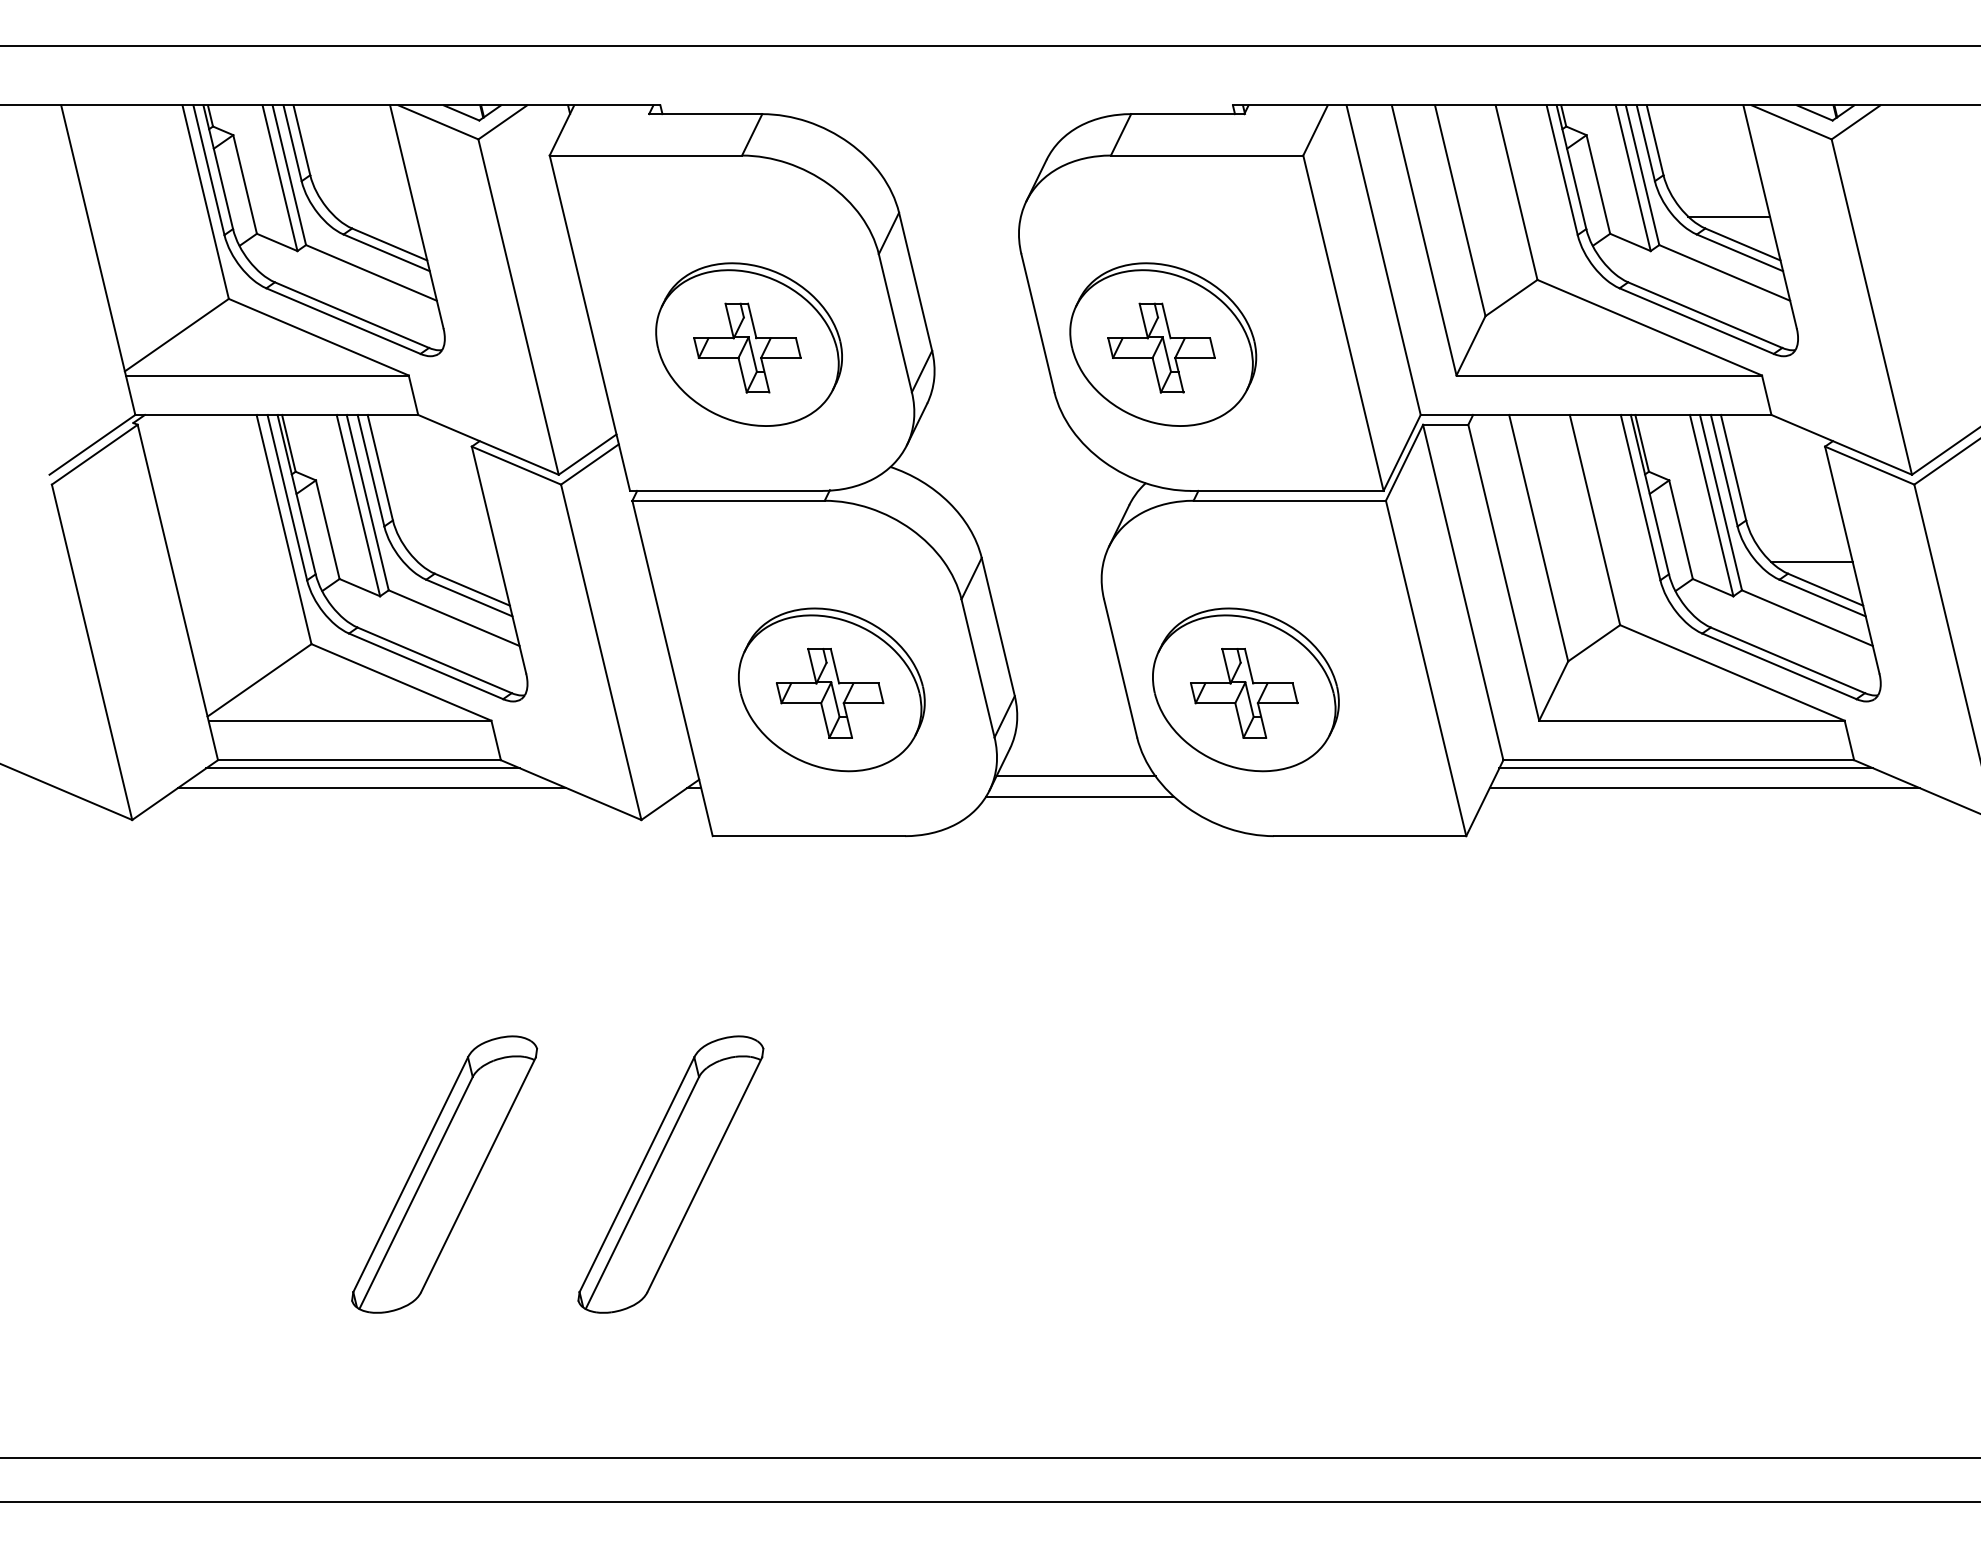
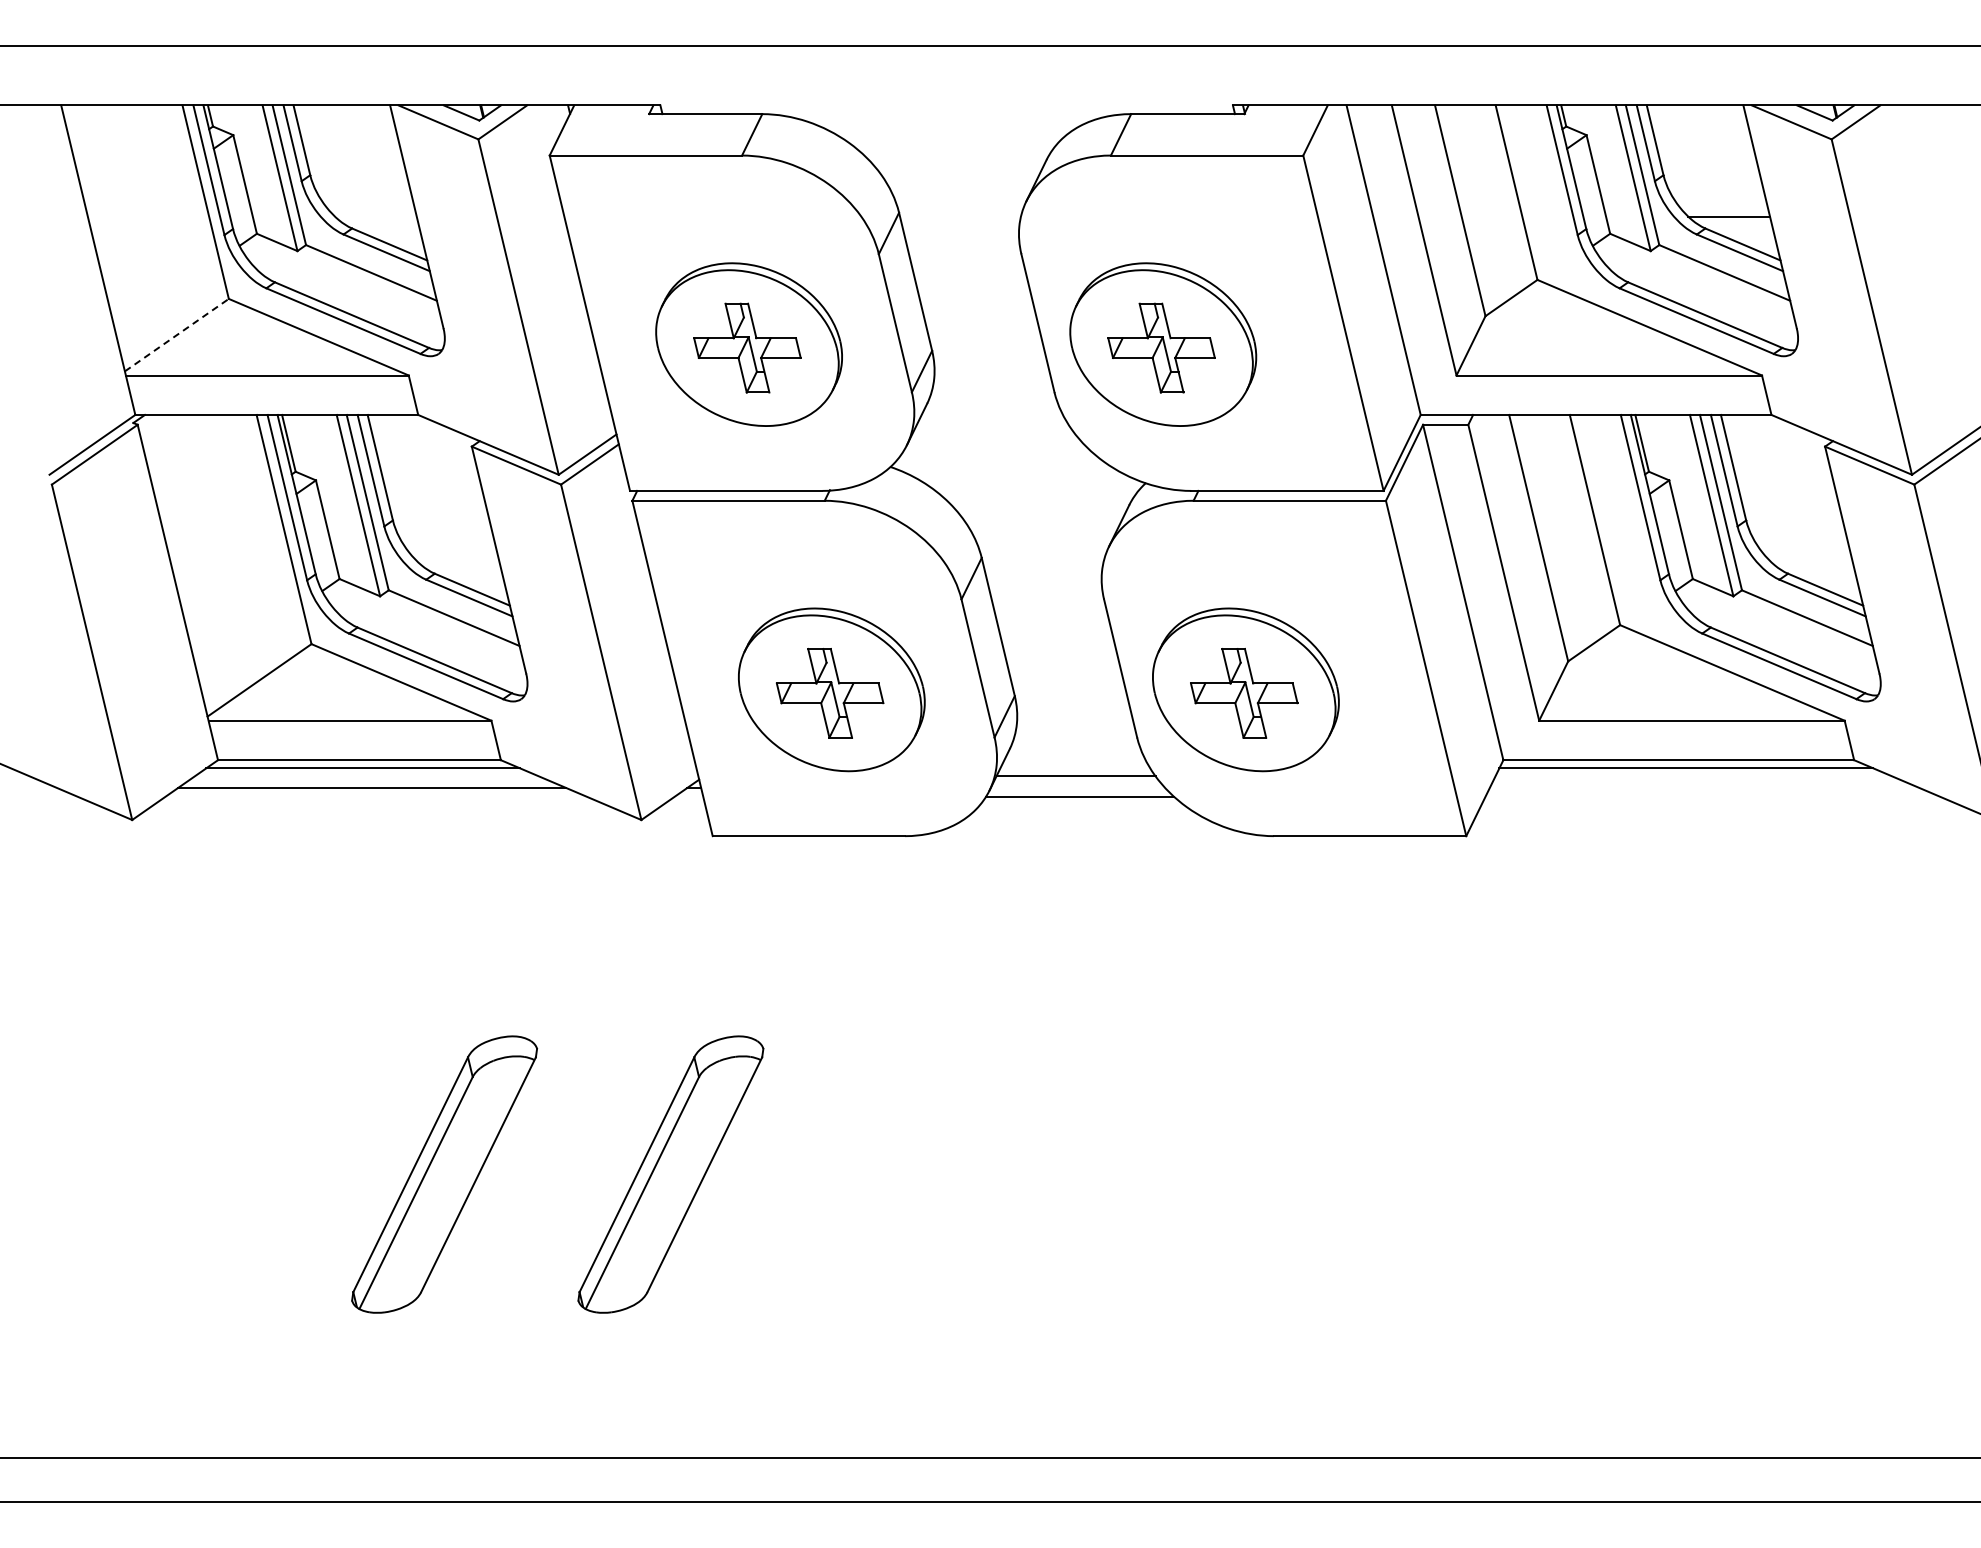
line: solid -> dashed (177, 334)
line: present -> none (1811, 561)
line: present -> none (1704, 788)
